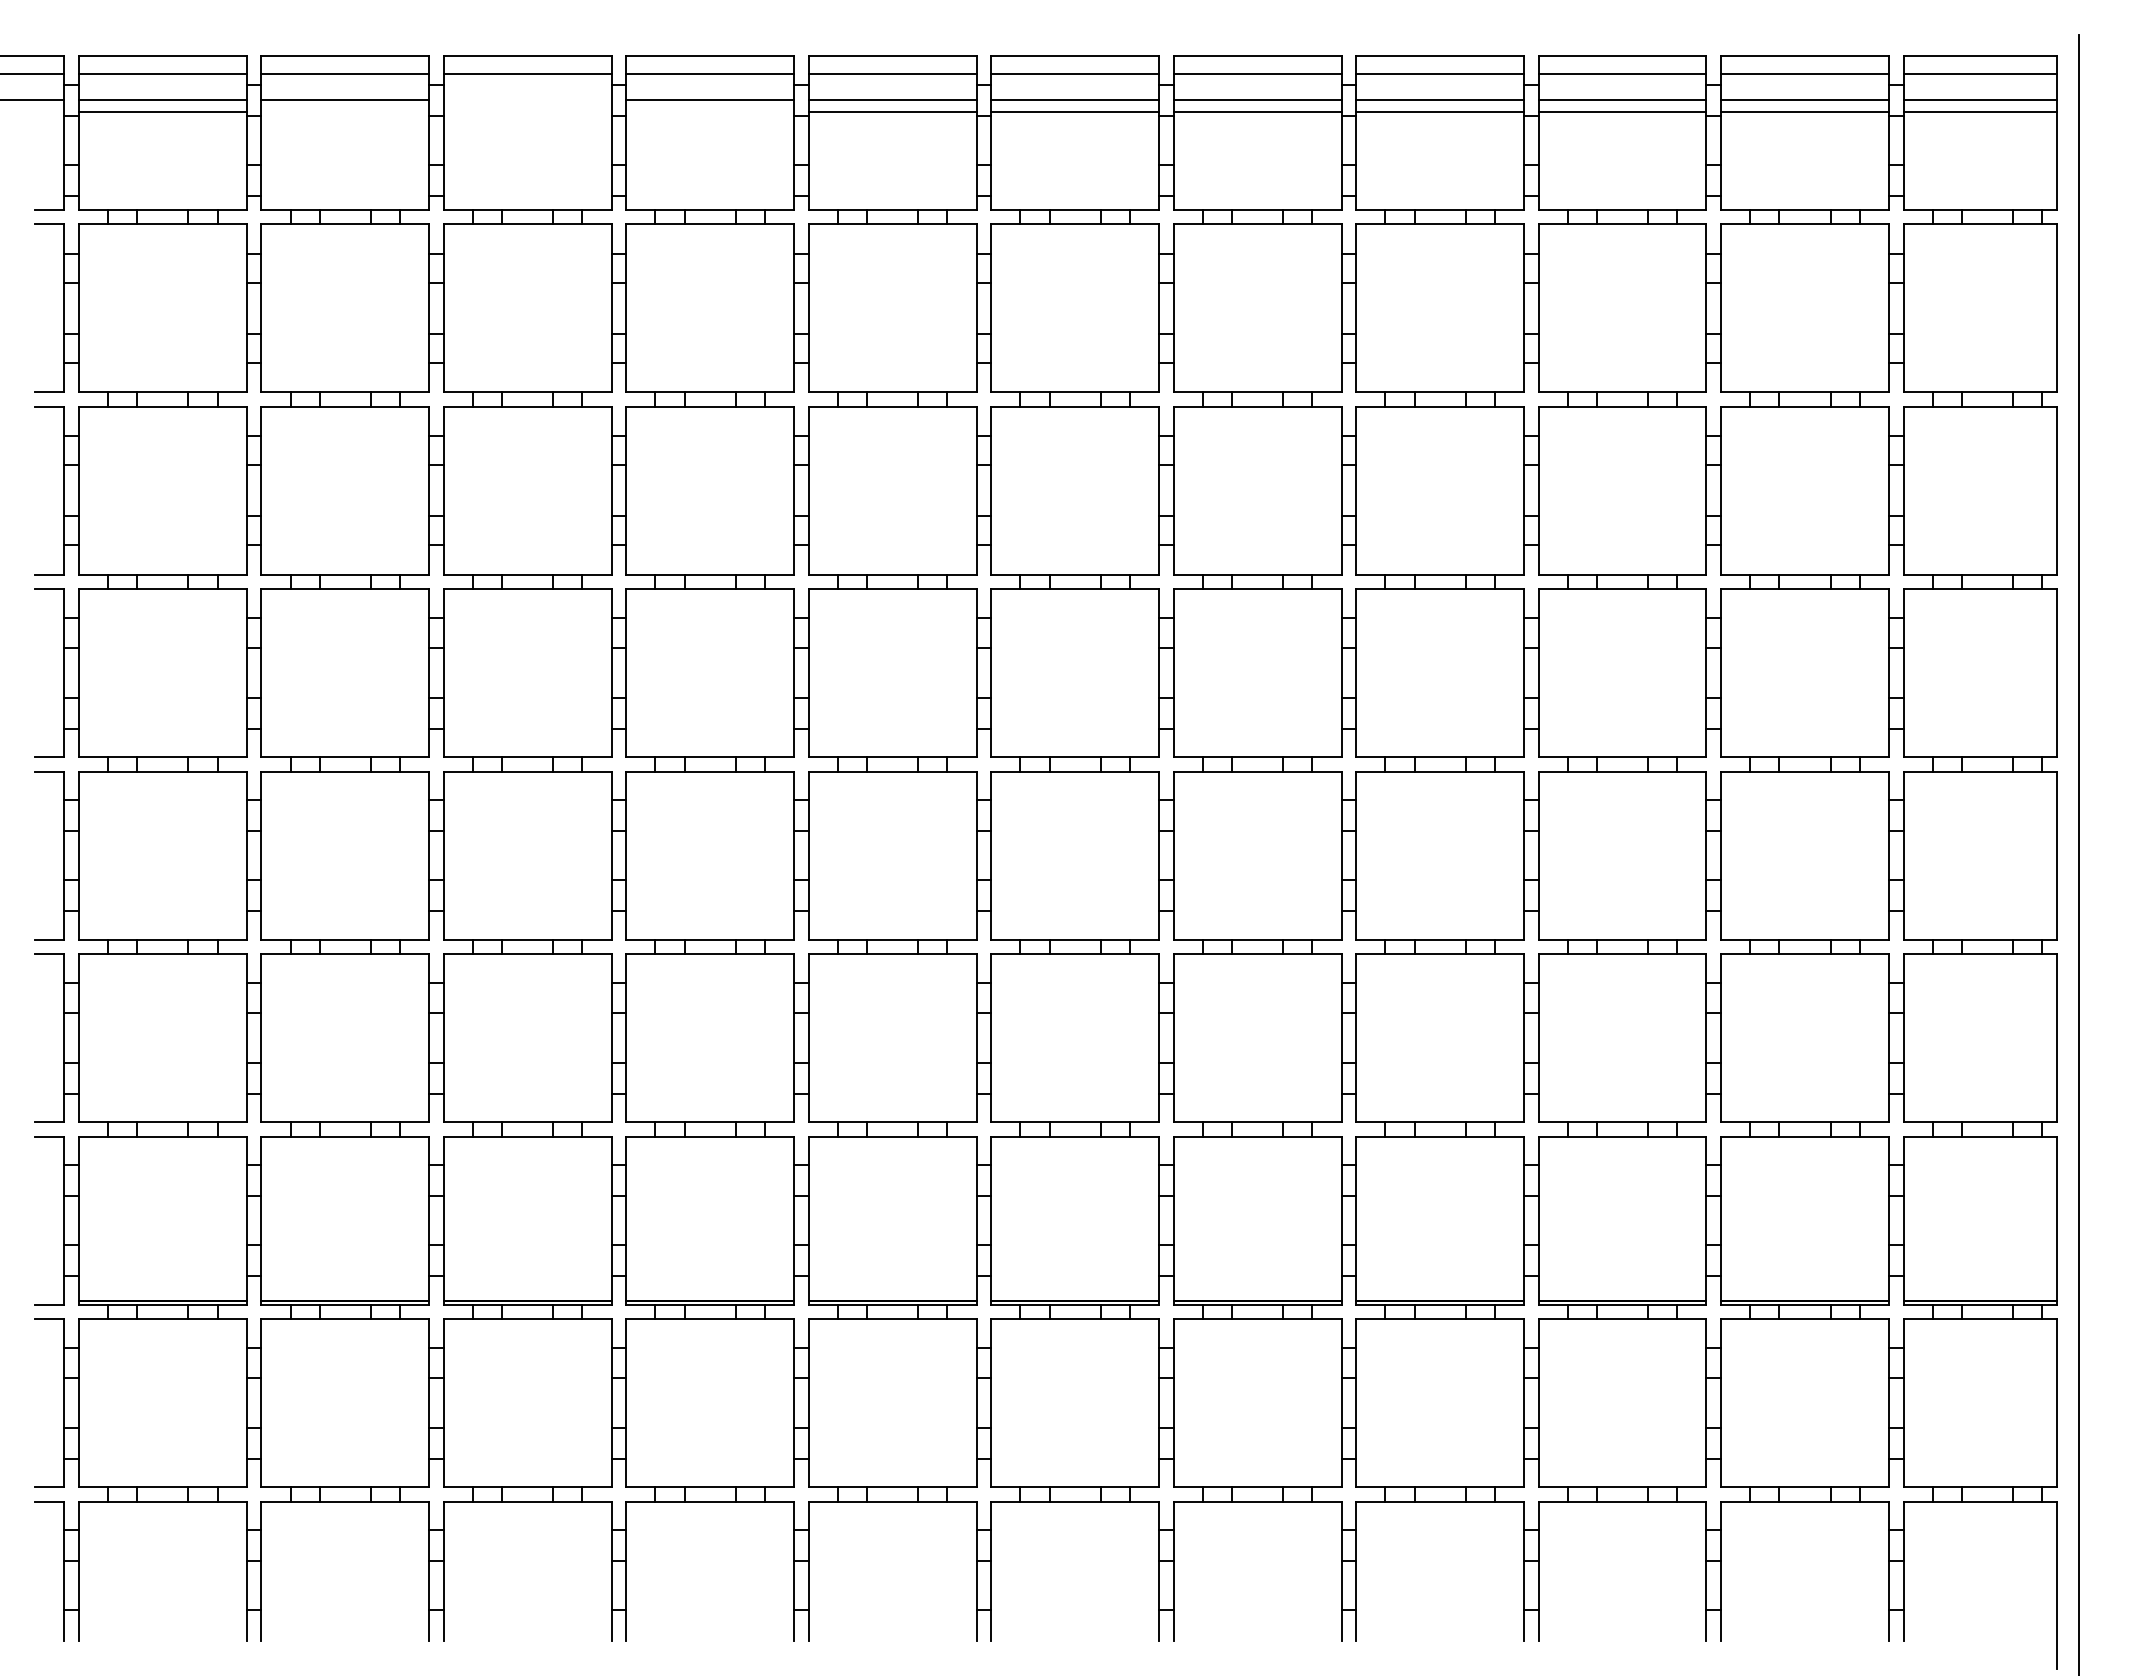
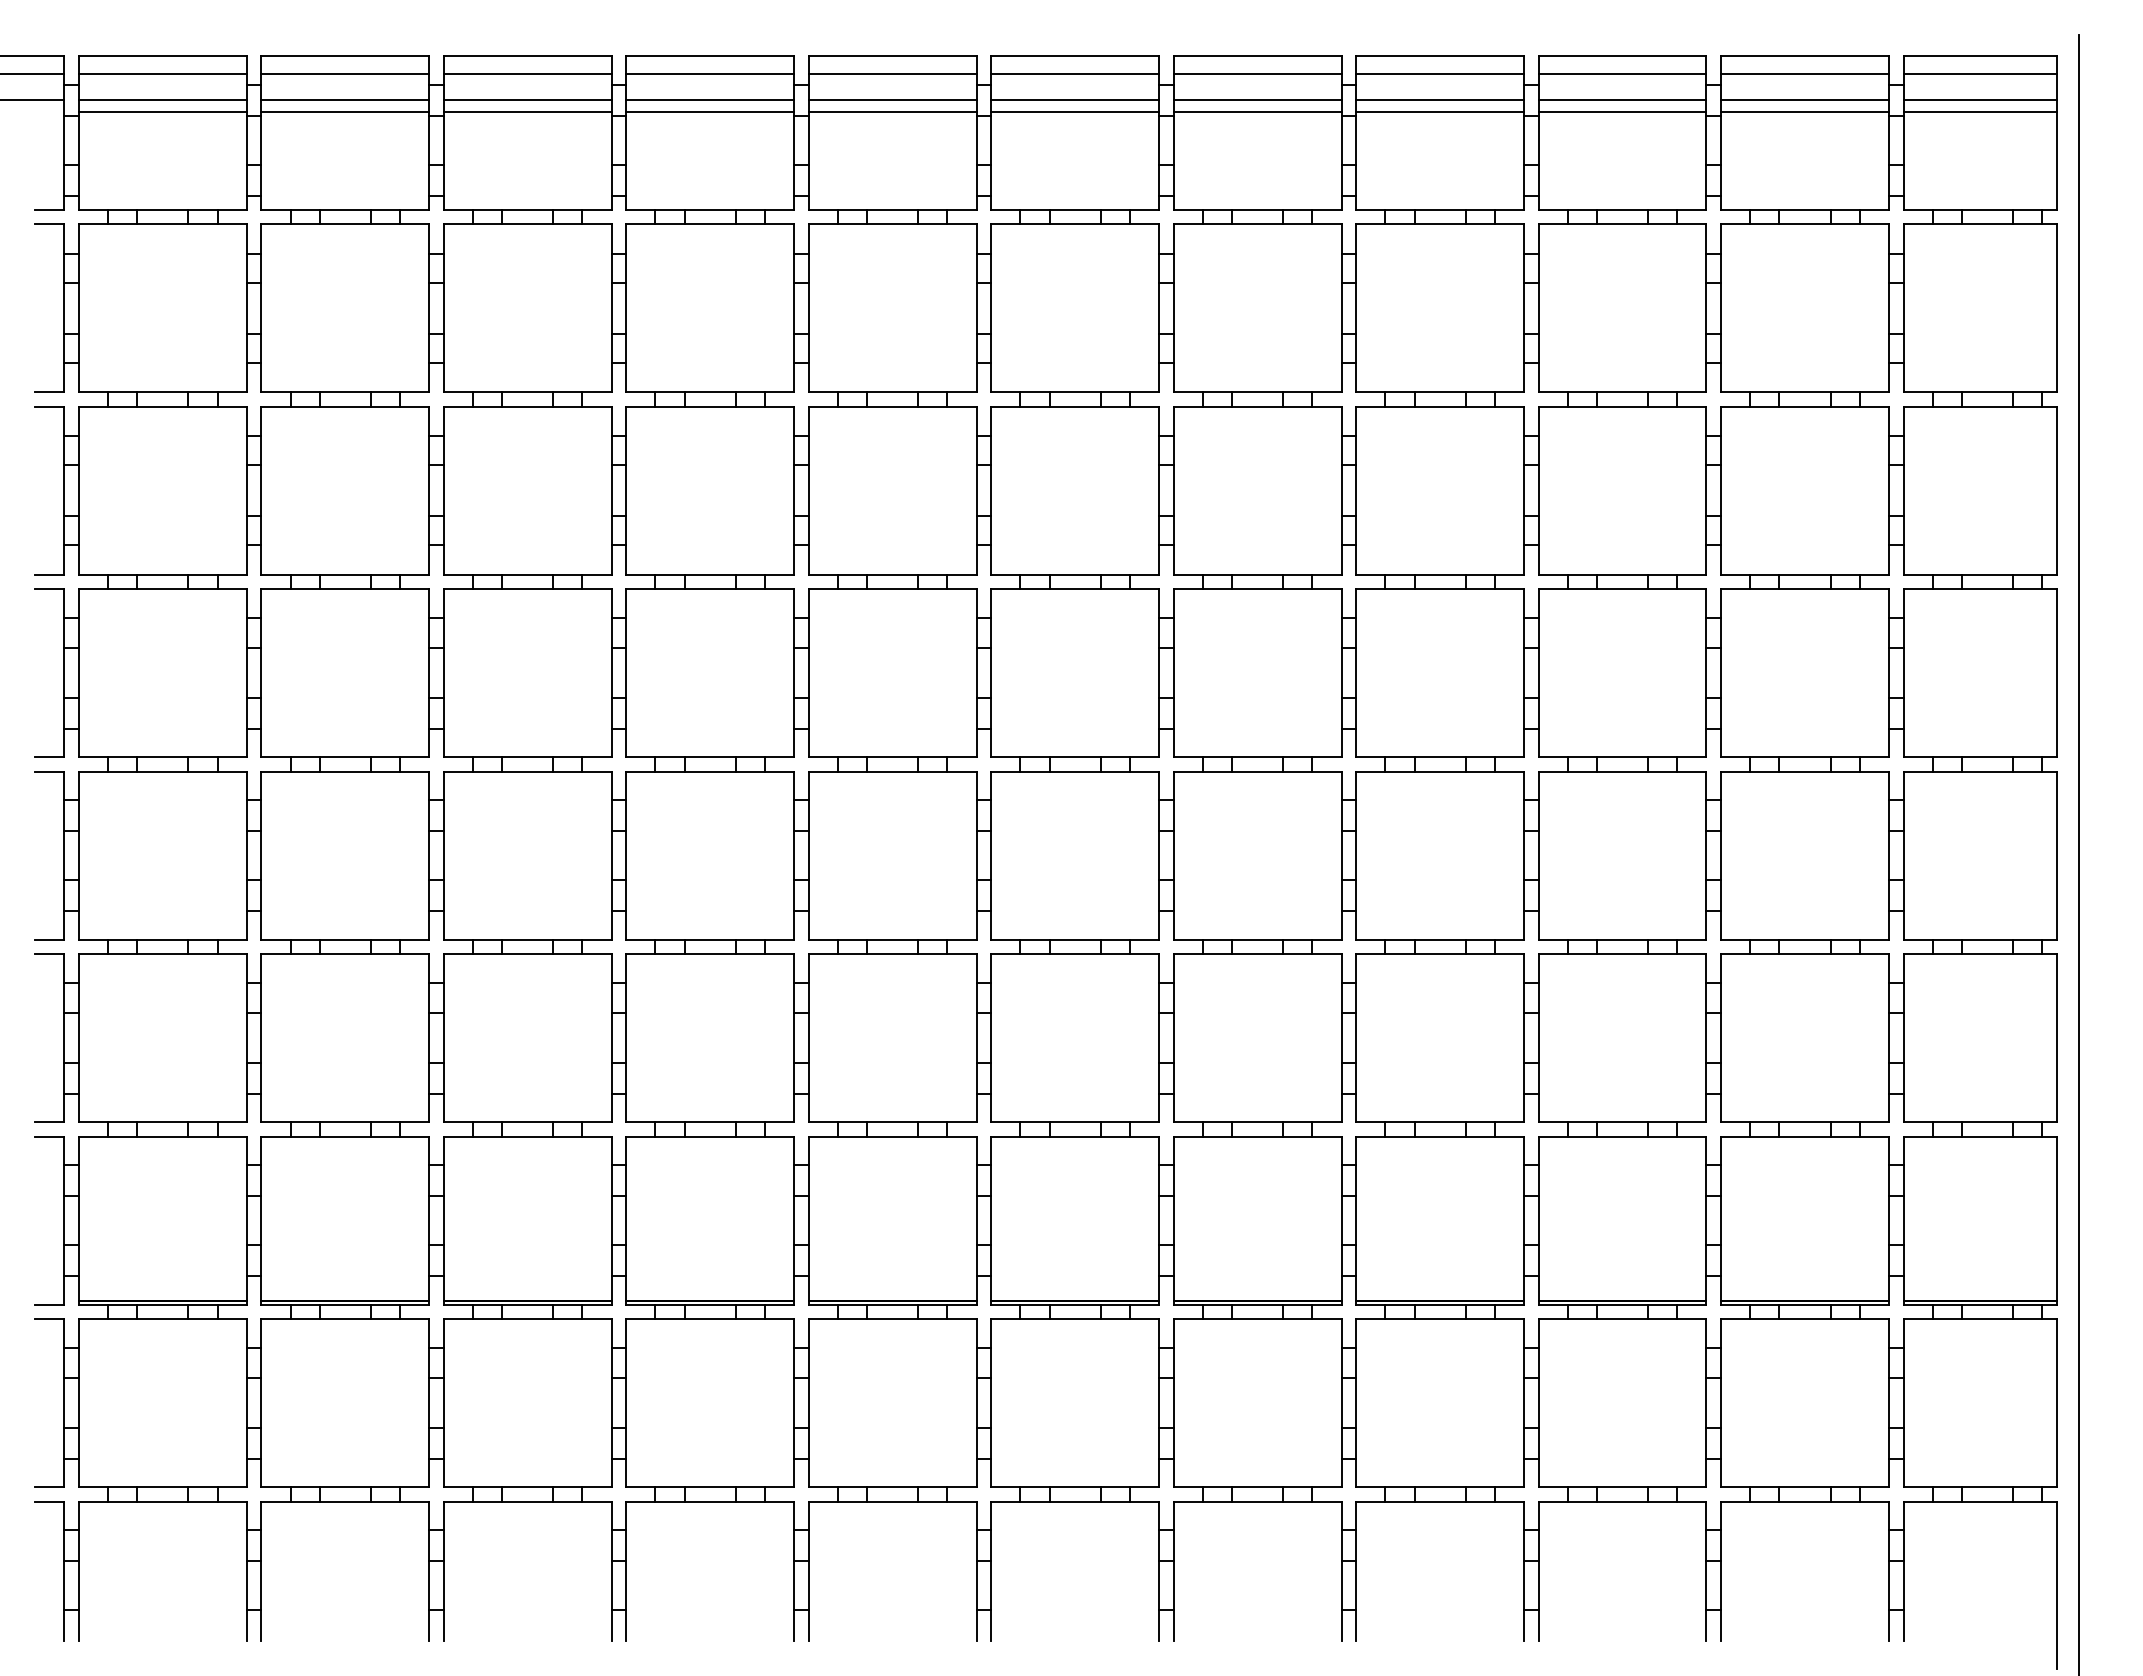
line: none -> present (527, 100)
line: none -> present (345, 111)
line: none -> present (527, 111)
line: none -> present (710, 111)
